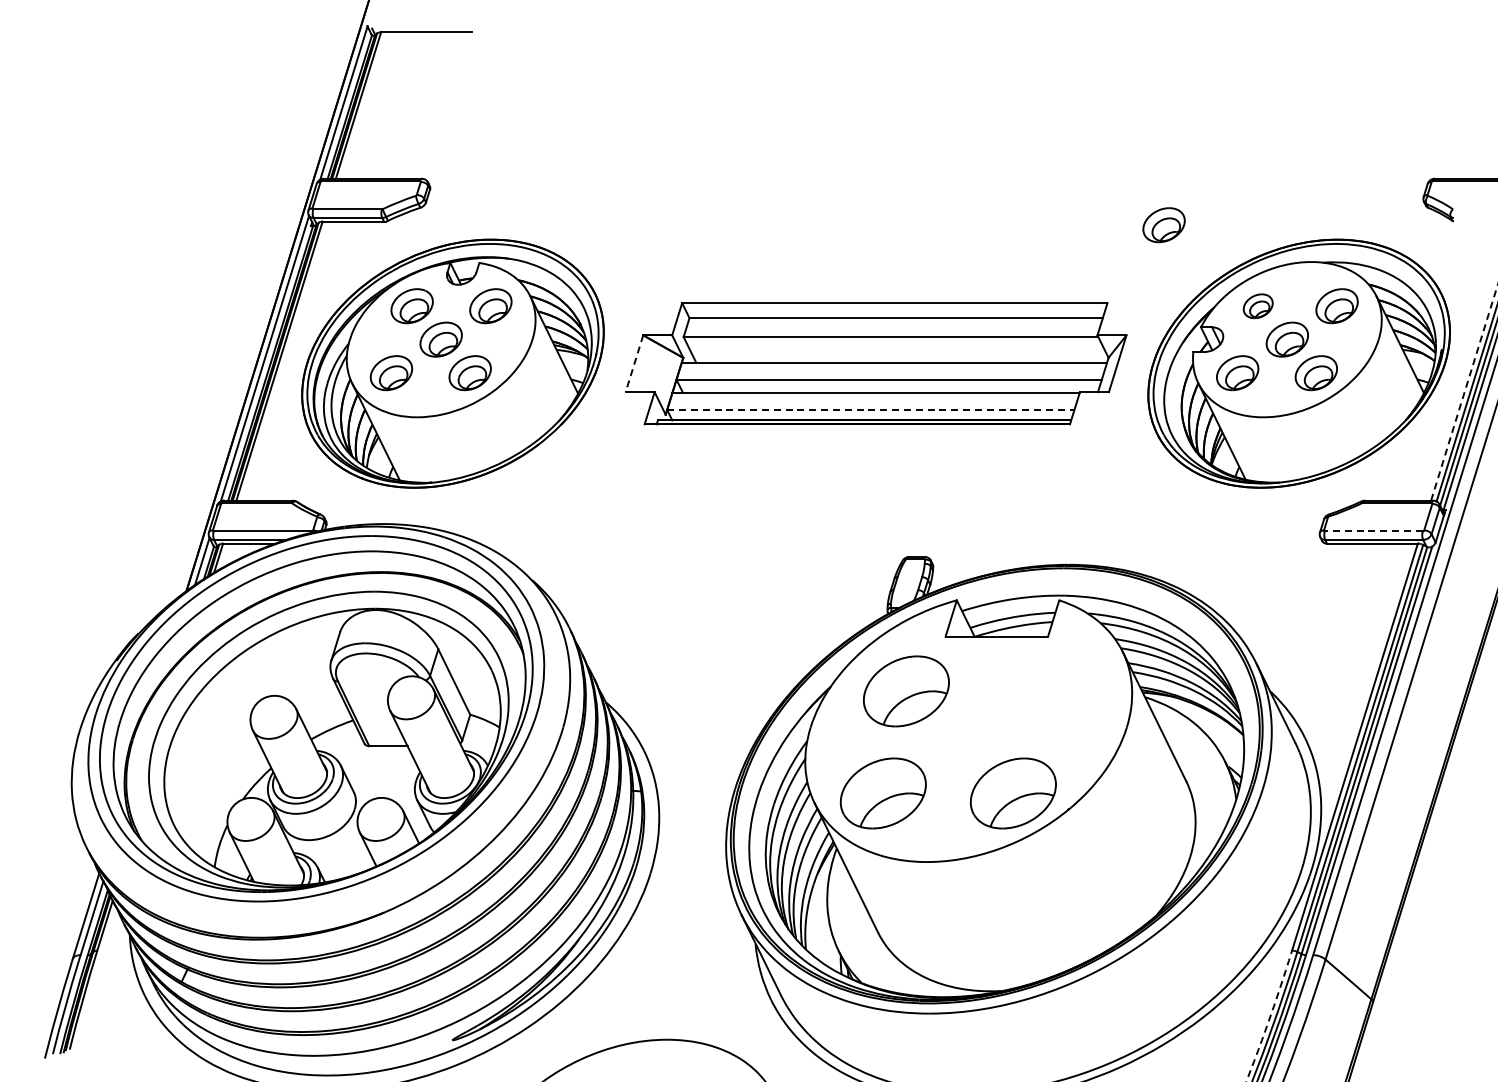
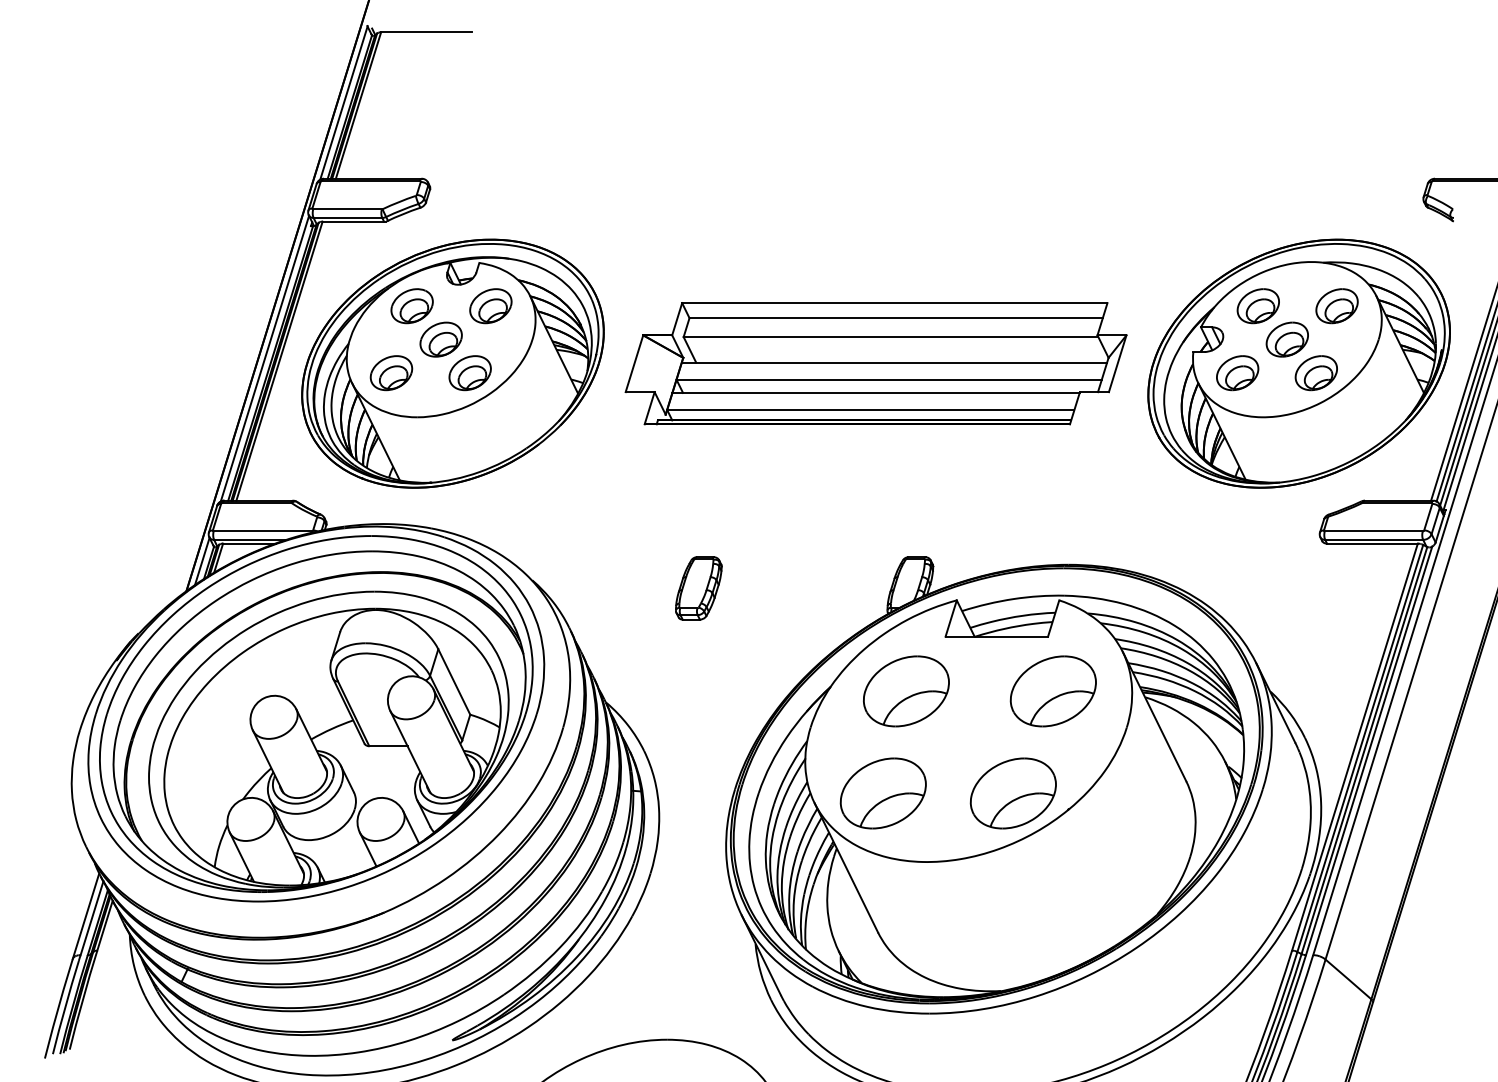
part: present -> none (1163, 225)
part size: 32x27 px -> 44x37 px (1257, 306)
line: dashed -> solid (634, 363)
line: dashed -> solid (1464, 392)
line: dashed -> solid (870, 409)
line: dashed -> solid (1373, 531)
part: none -> present (698, 588)
part: none -> present (1052, 691)
arc: dashed -> solid (1270, 1016)
